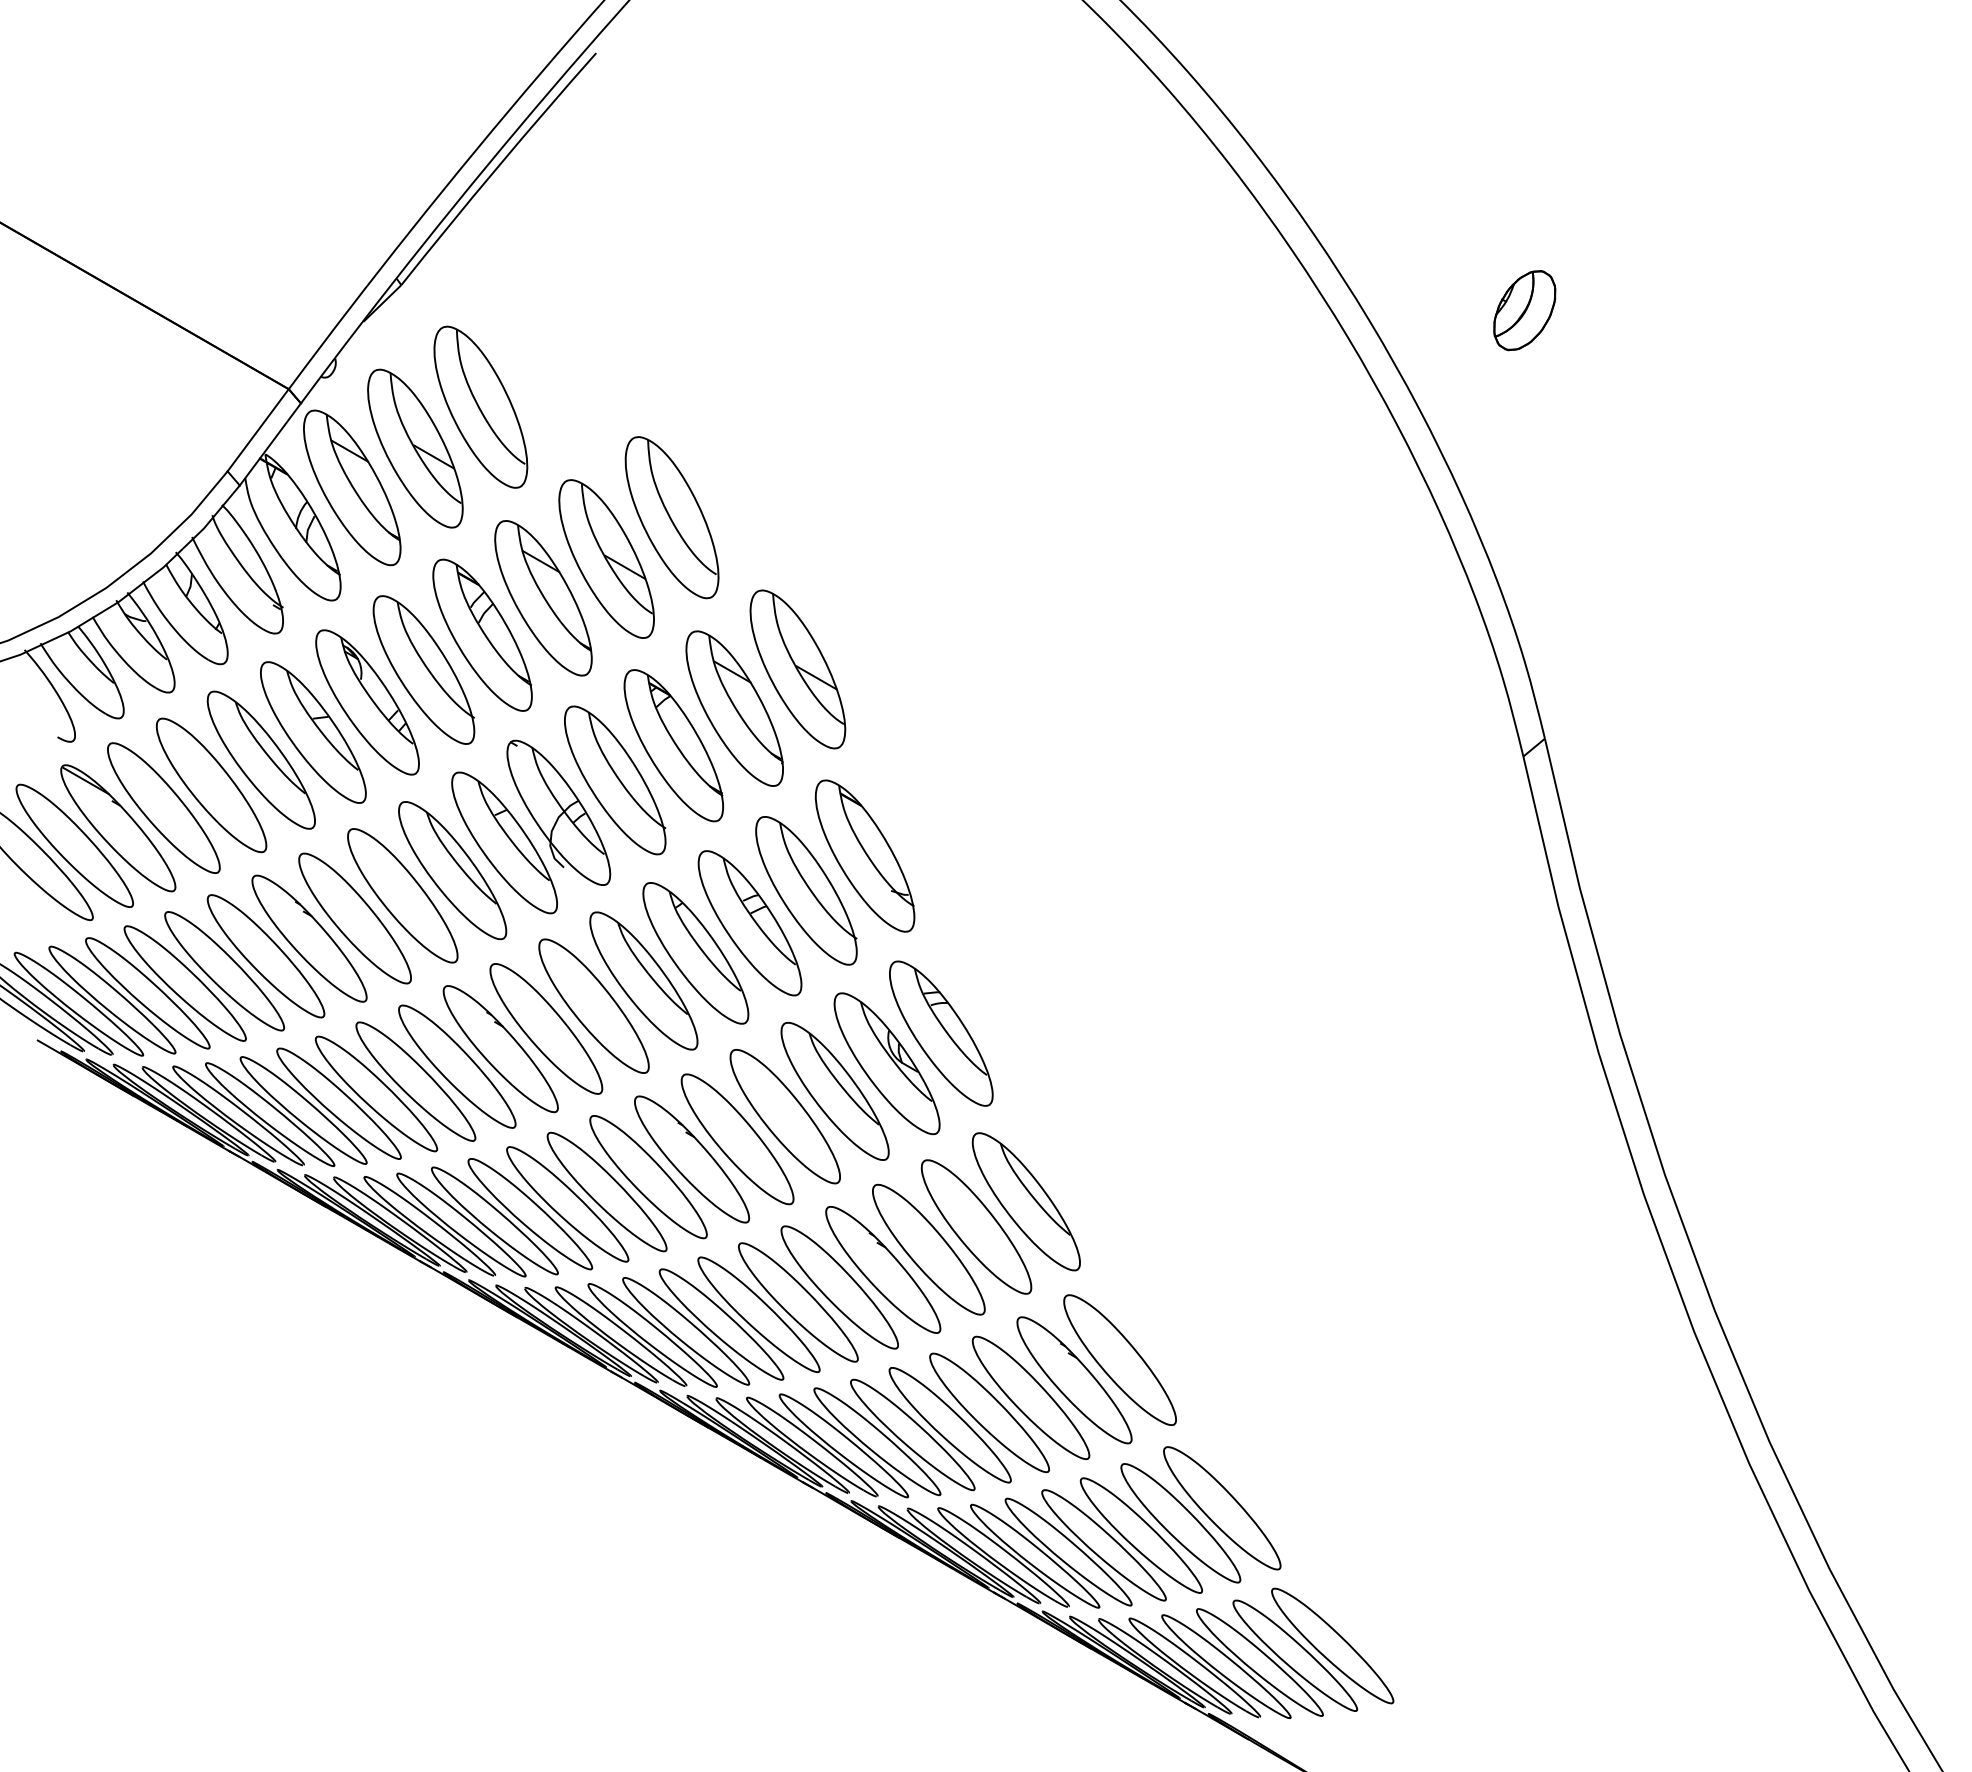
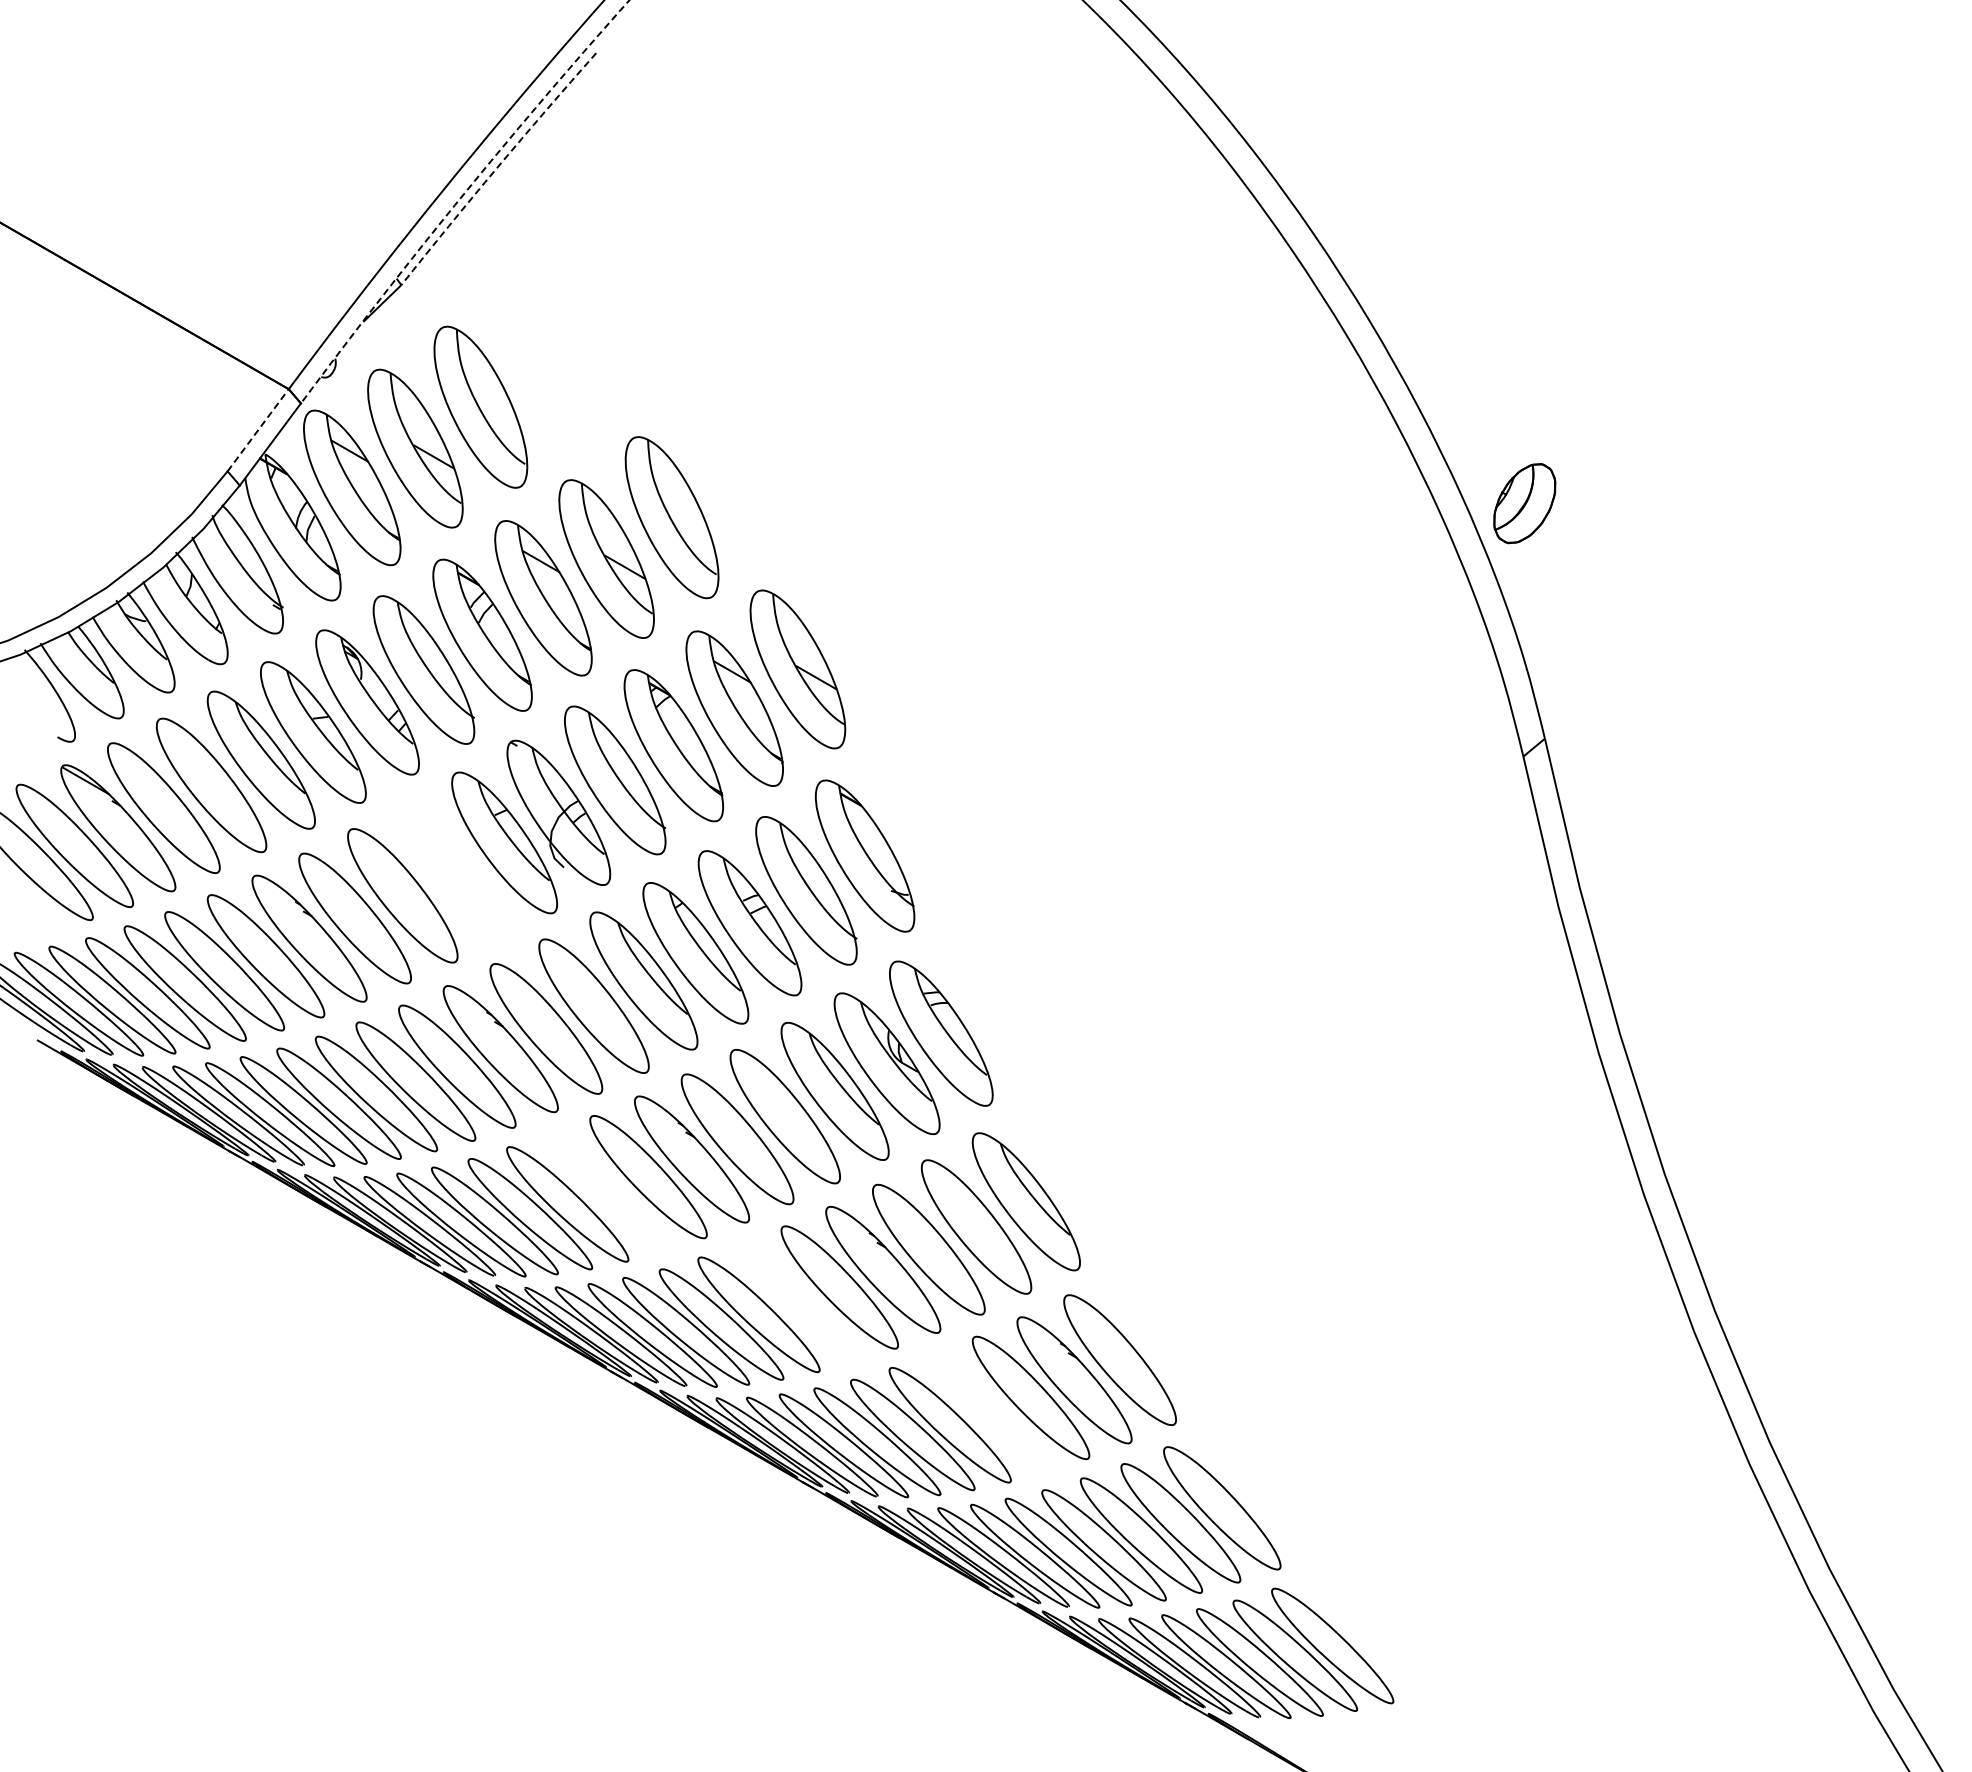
arc: solid -> dashed (497, 167)
arc: solid -> dashed (460, 198)
part position: (1524, 310) -> (1524, 503) (1524, 503)
line: solid -> dashed (258, 429)
part: present -> none (452, 870)
part: present -> none (606, 1191)
part: present -> none (798, 1302)
part: present -> none (989, 1412)
